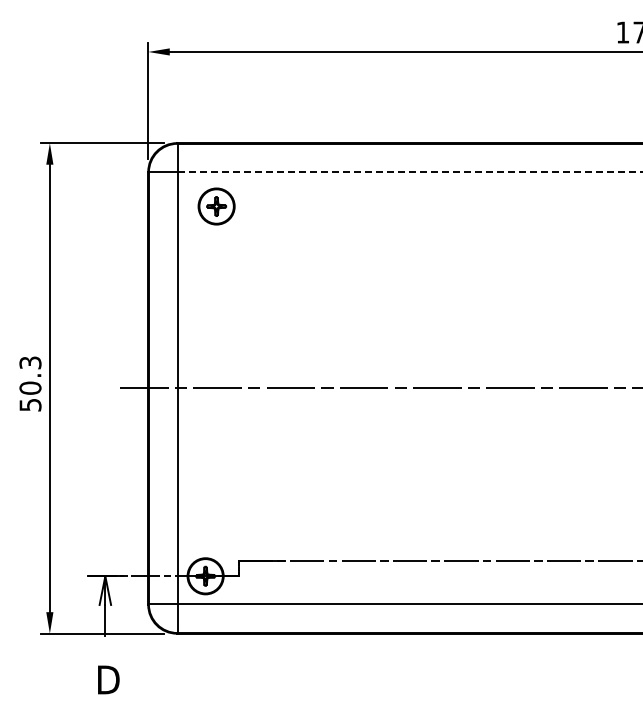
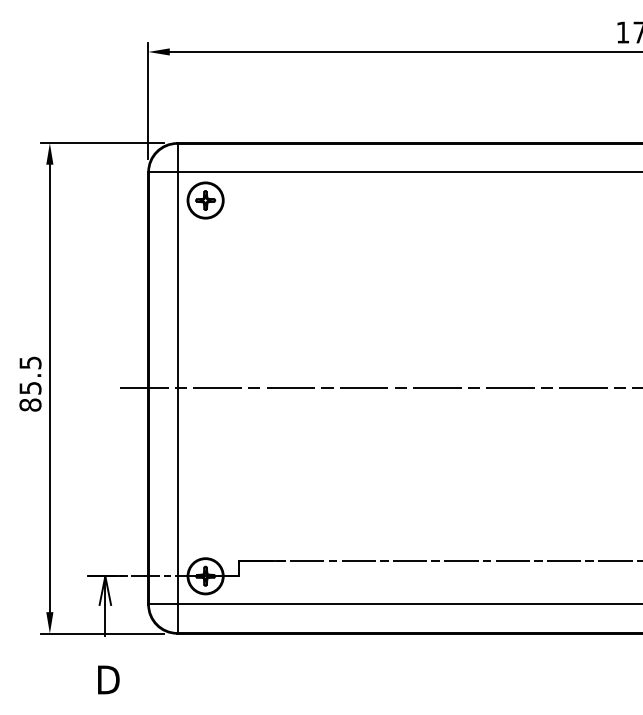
line: dashed -> solid (410, 172)
part position: (216, 206) -> (205, 200) (205, 200)
text: 50.3 -> 85.5 (30, 383)
